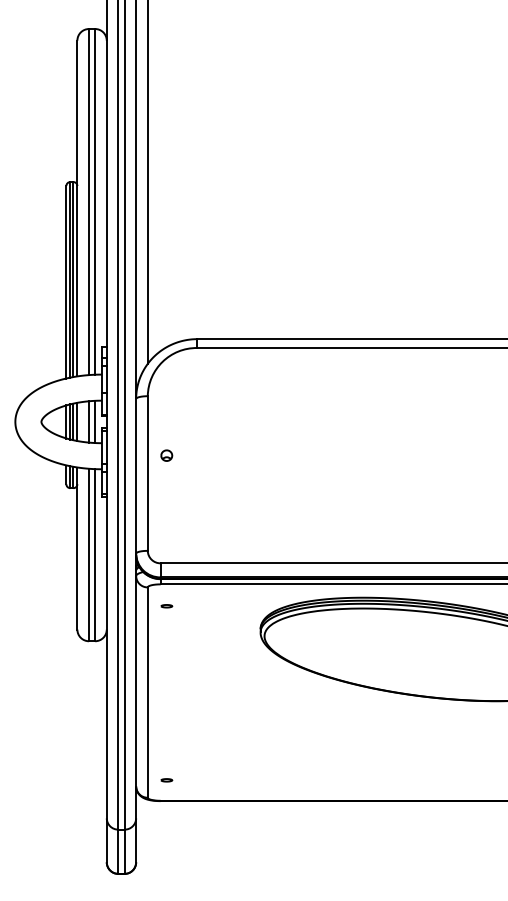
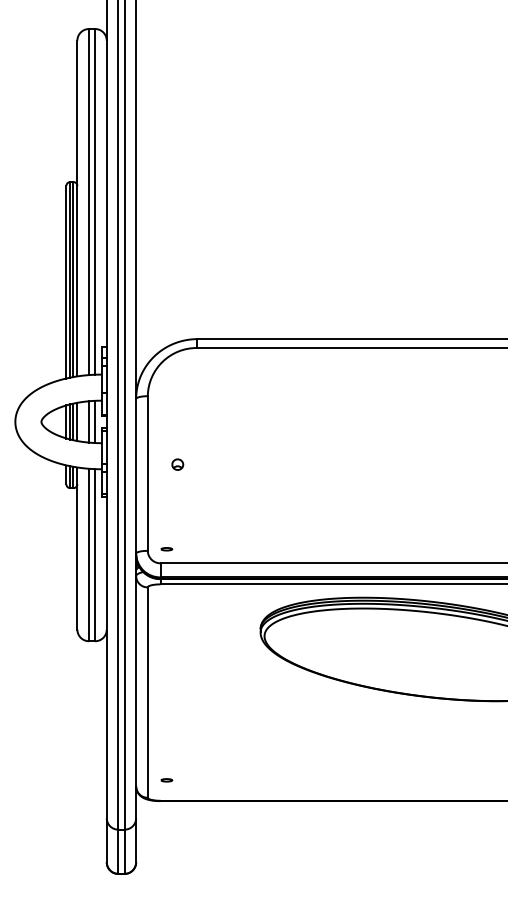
line: present -> none (147, 182)
part position: (166, 455) -> (177, 464) (177, 464)
part position: (166, 606) -> (166, 549) (166, 549)
